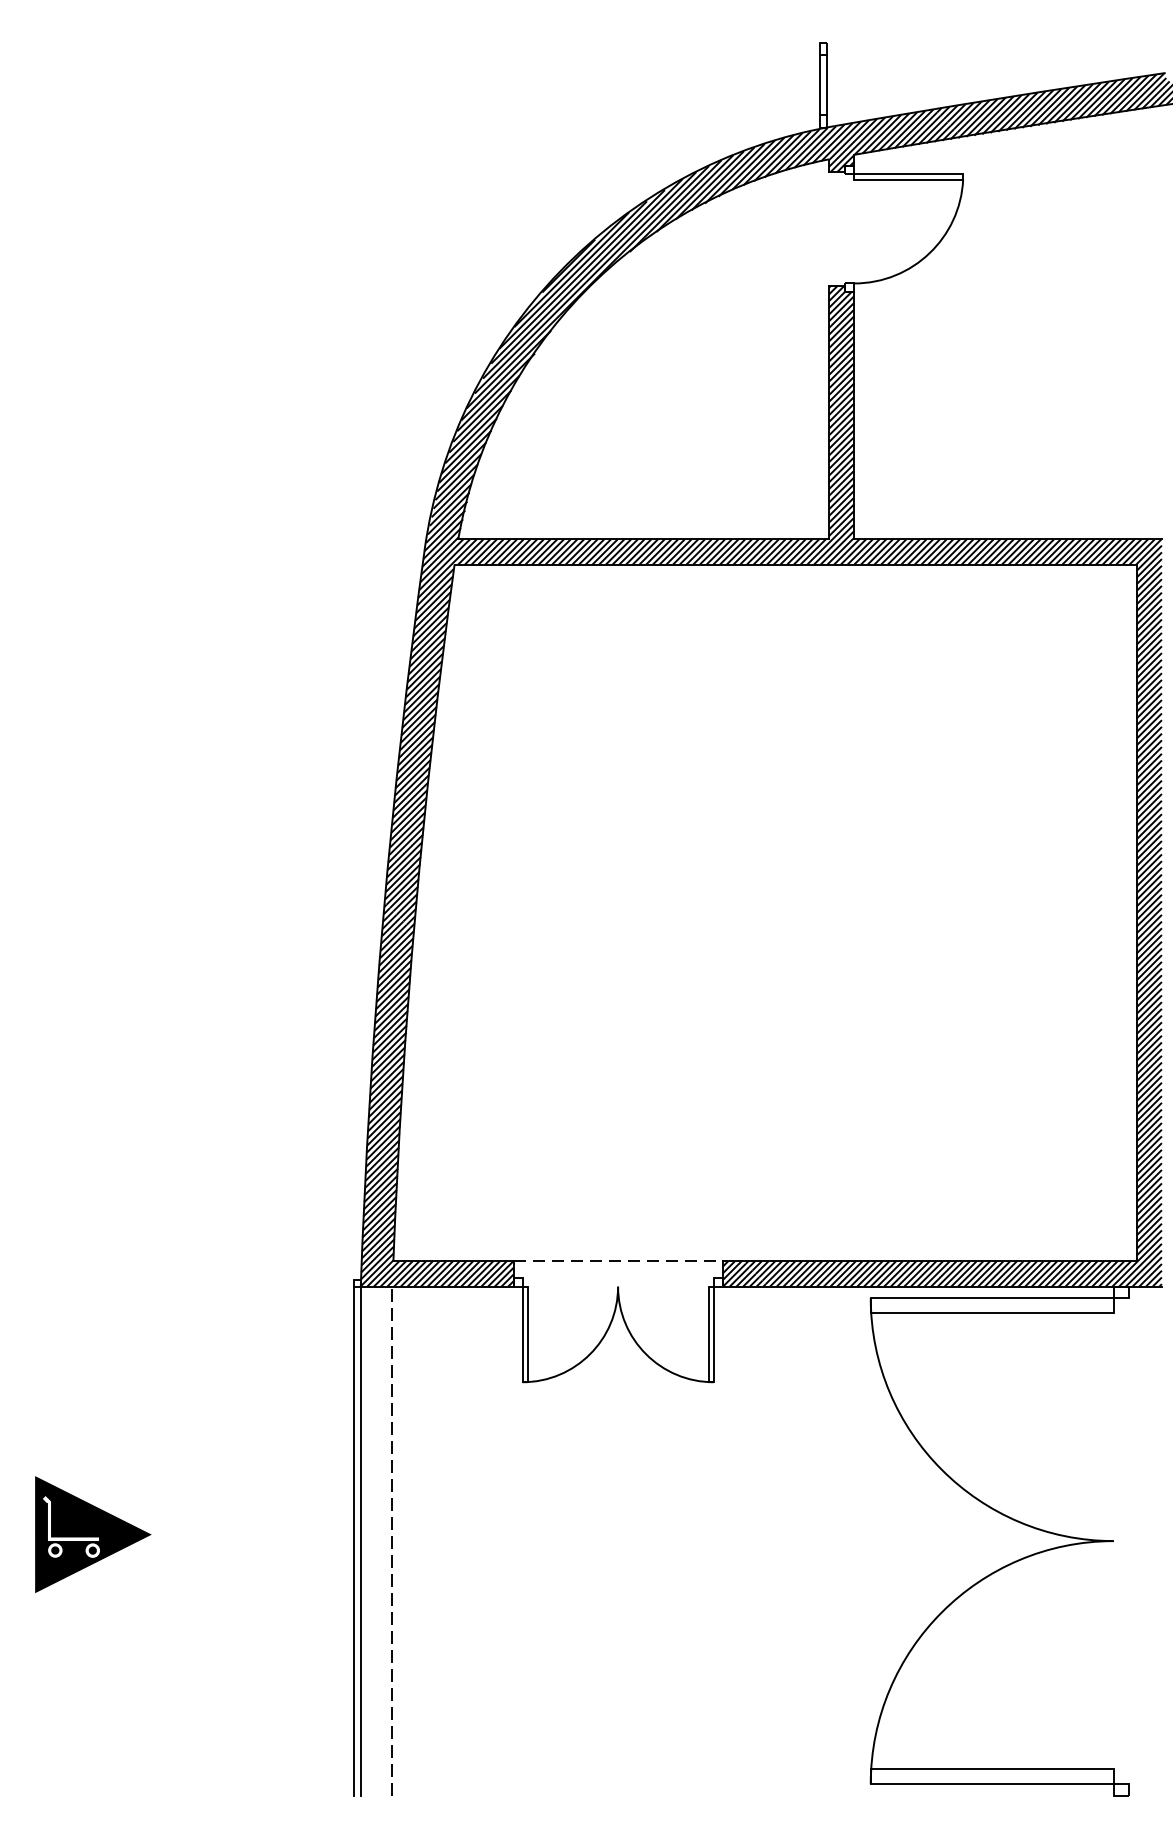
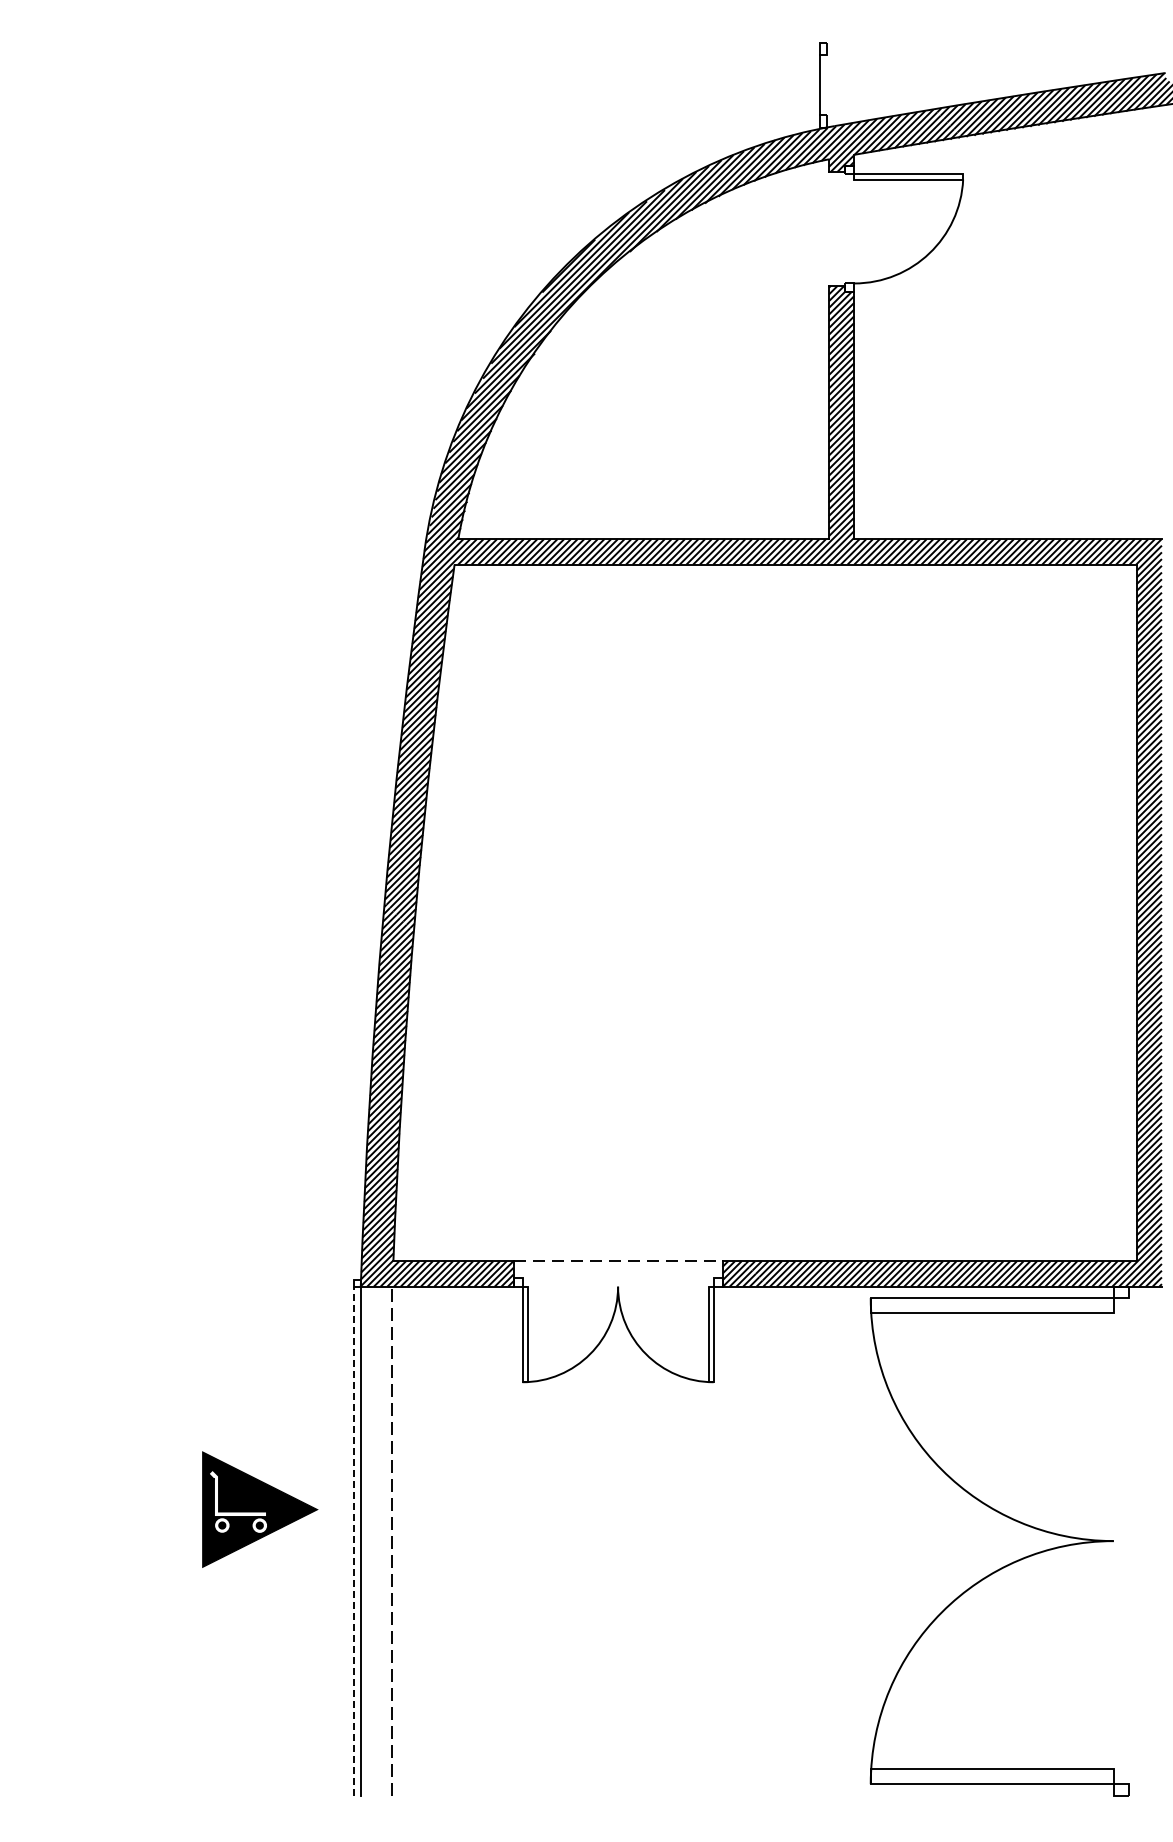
line: present -> none (826, 84)
part position: (93, 1534) -> (260, 1509) (260, 1509)
line: solid -> dashed (354, 1540)
